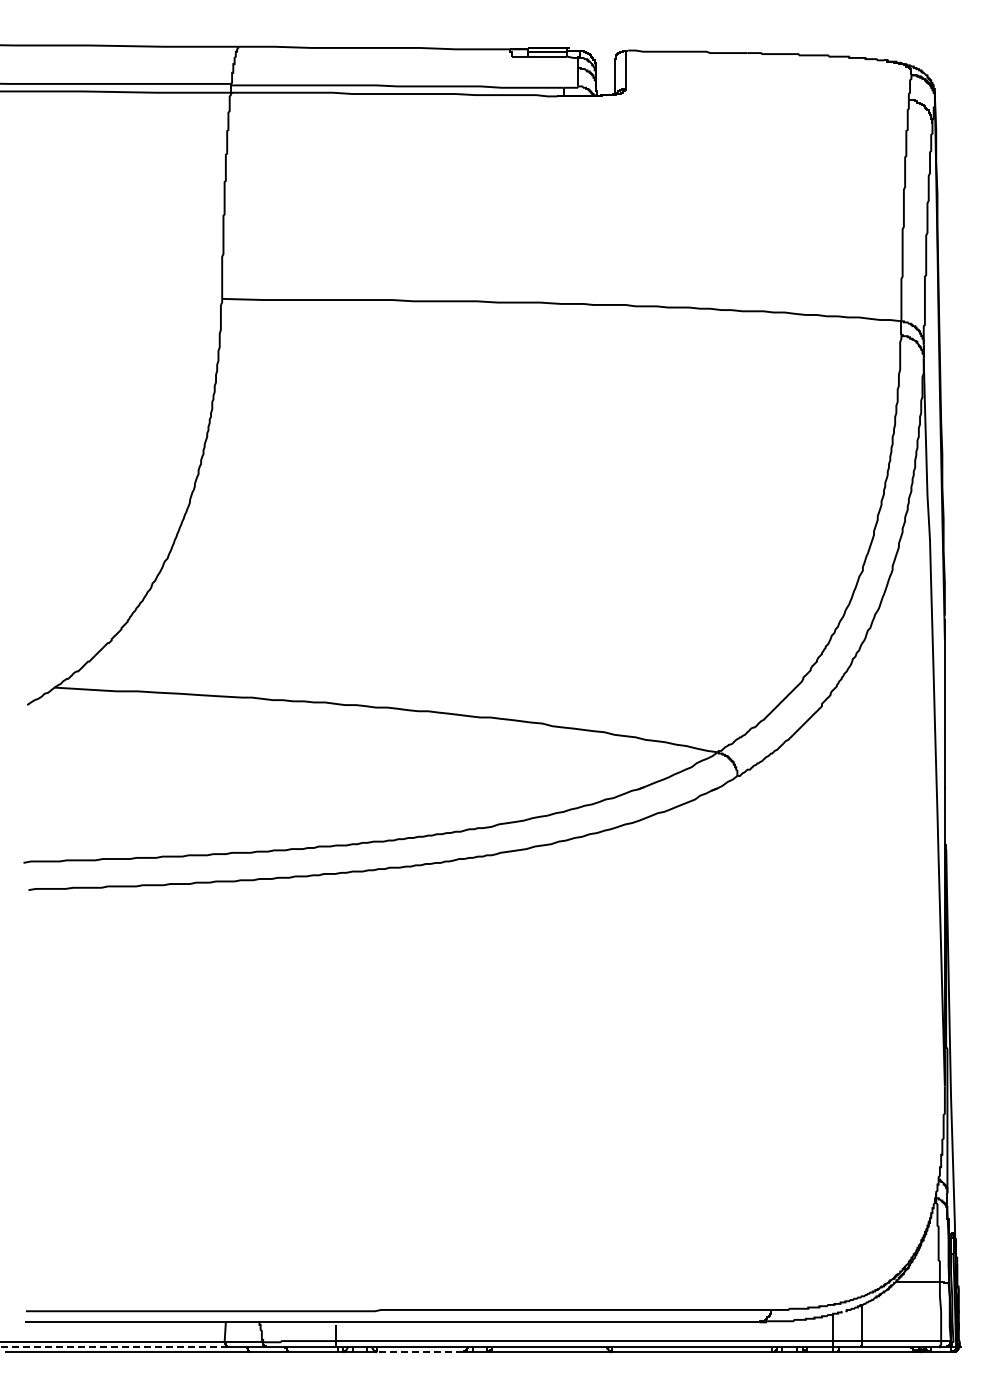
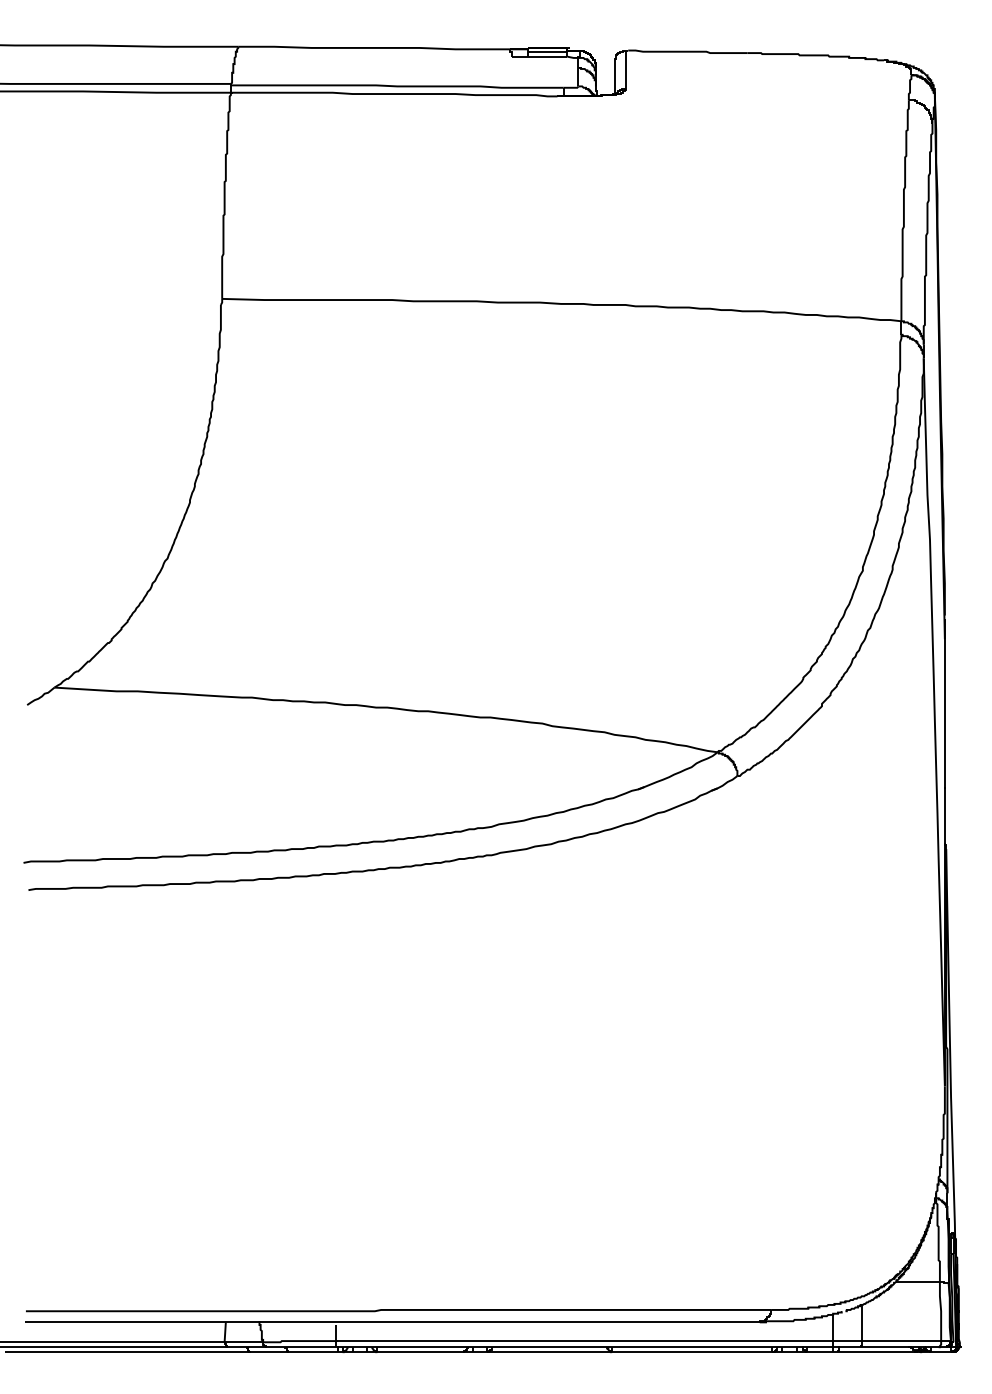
line: dashed -> solid (114, 1347)
line: dashed -> solid (420, 1352)
